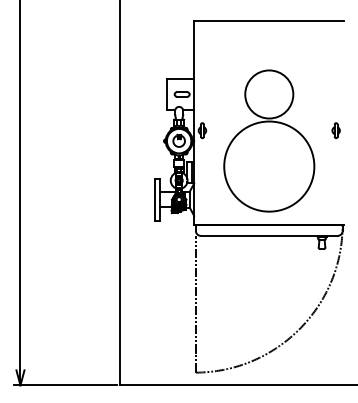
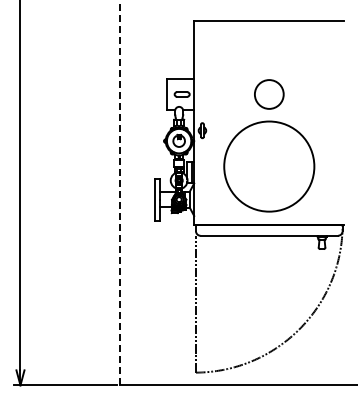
circle diameter: 48 px -> 29 px (268, 94)
part: present -> none (335, 130)
line: solid -> dashed (119, 192)
